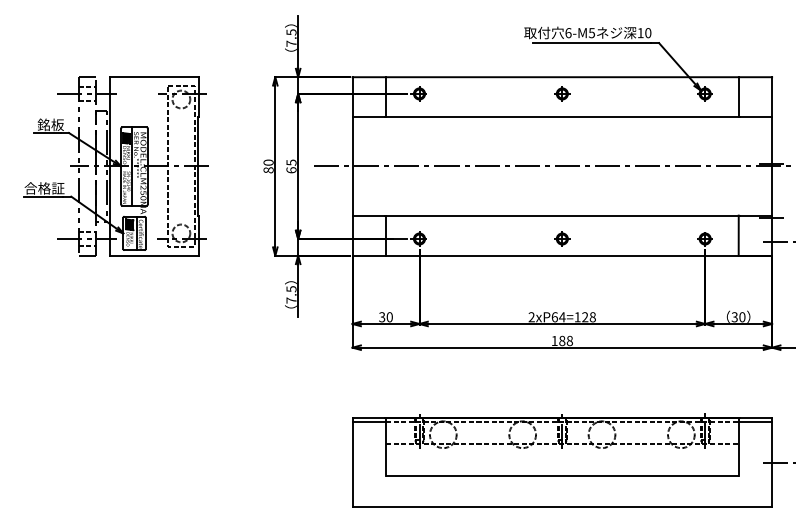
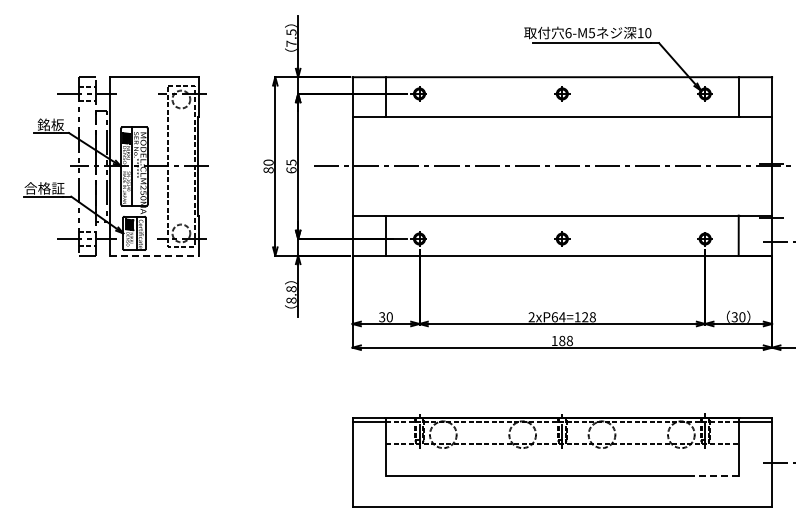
line: solid -> dashed (154, 255)
text: 7.5 -> 8.8 (291, 294)
line: solid -> dashed (716, 476)
